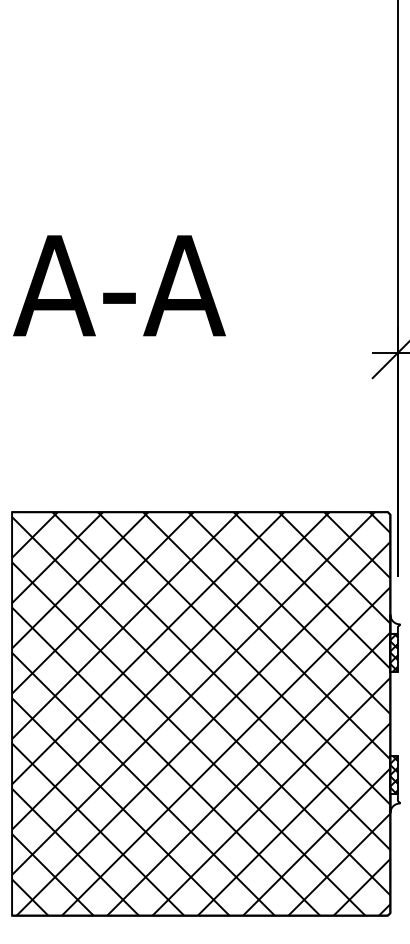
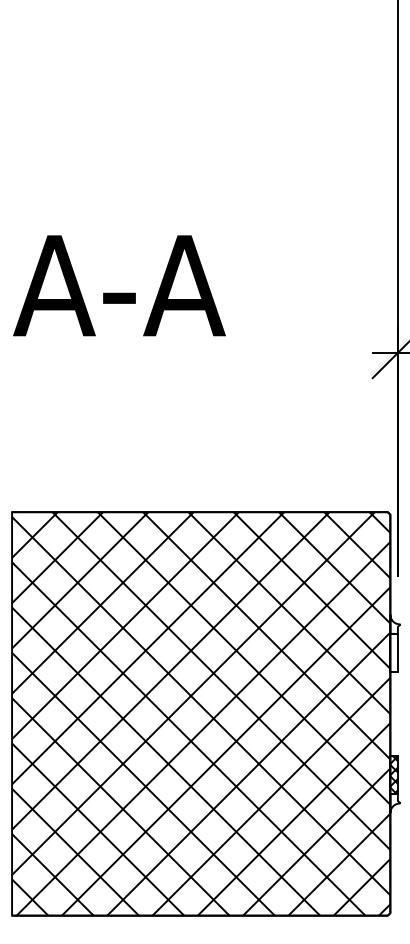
hatch: present -> none (393, 652)
